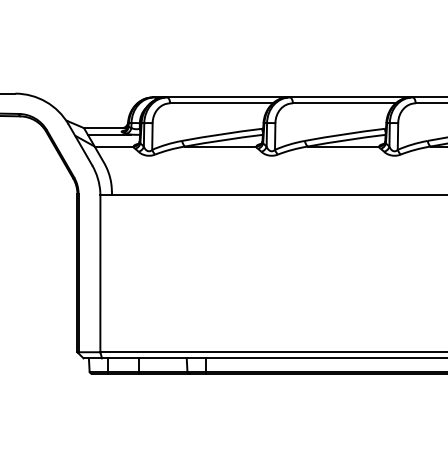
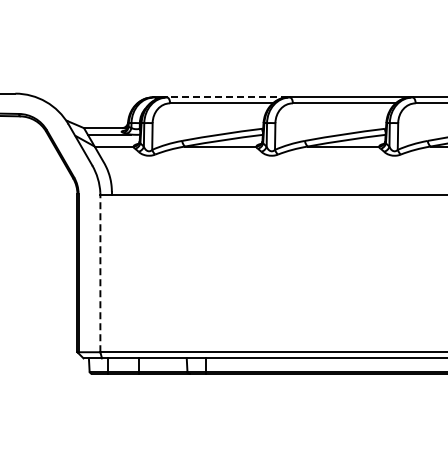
line: solid -> dashed (227, 97)
line: solid -> dashed (100, 273)
